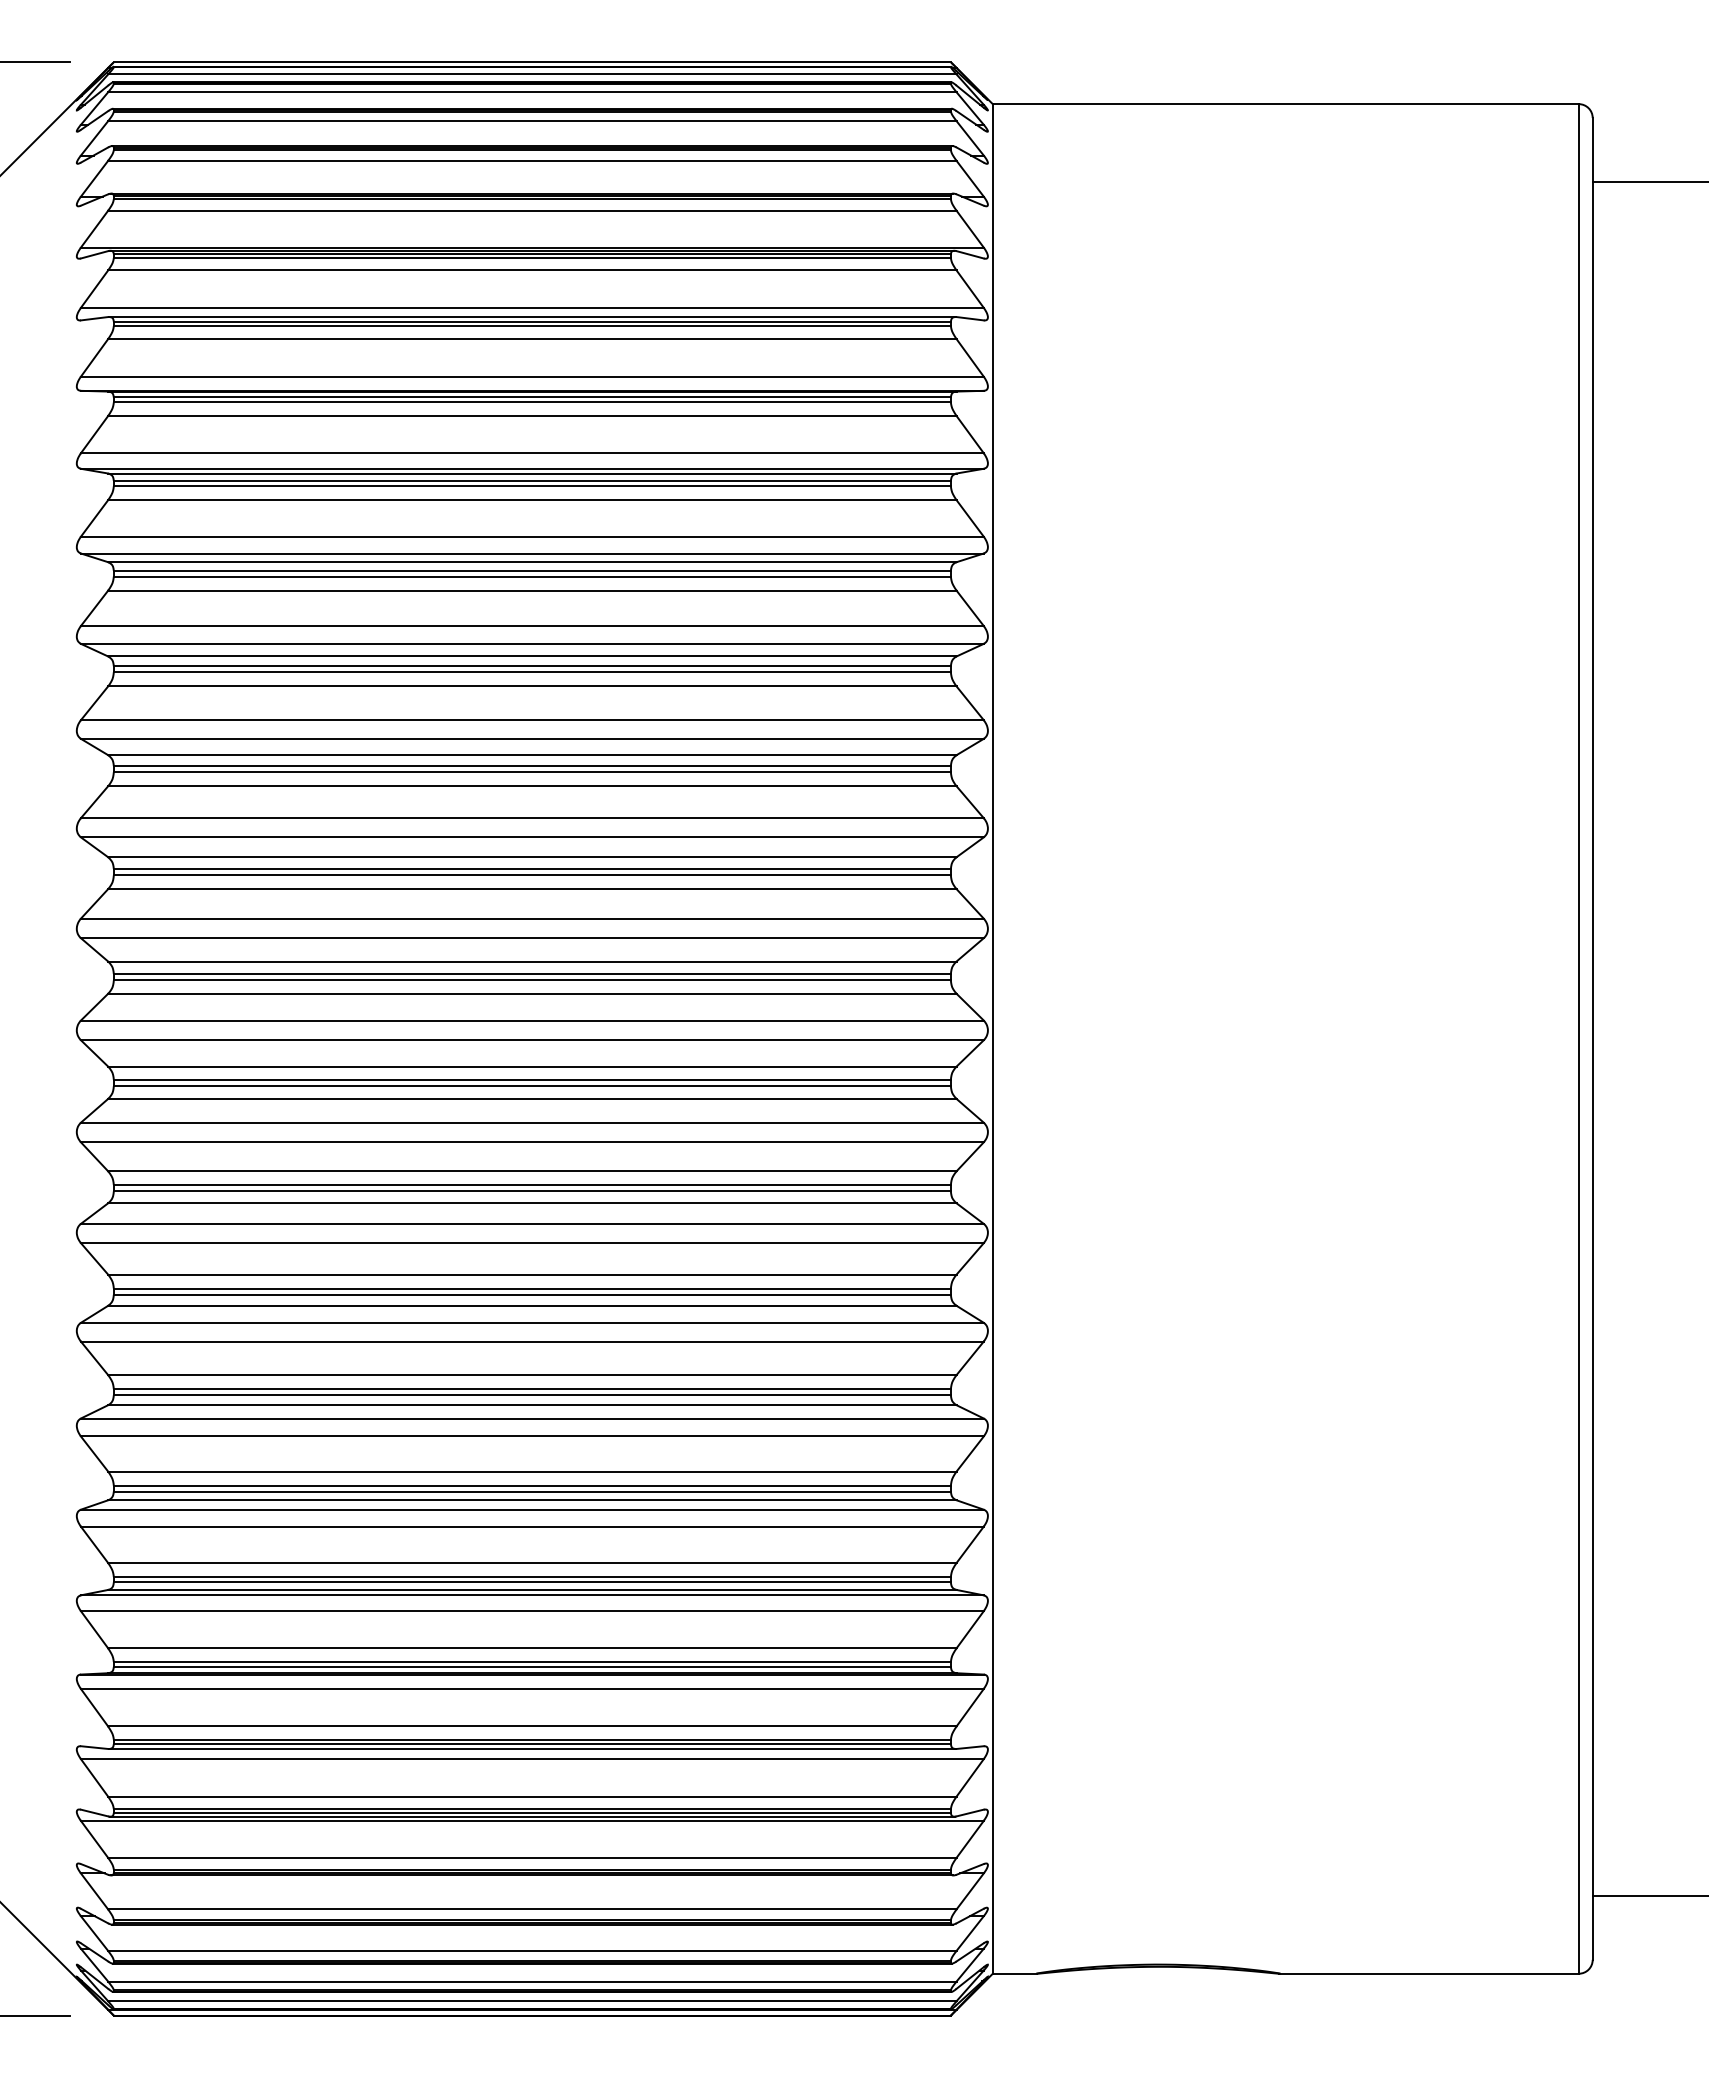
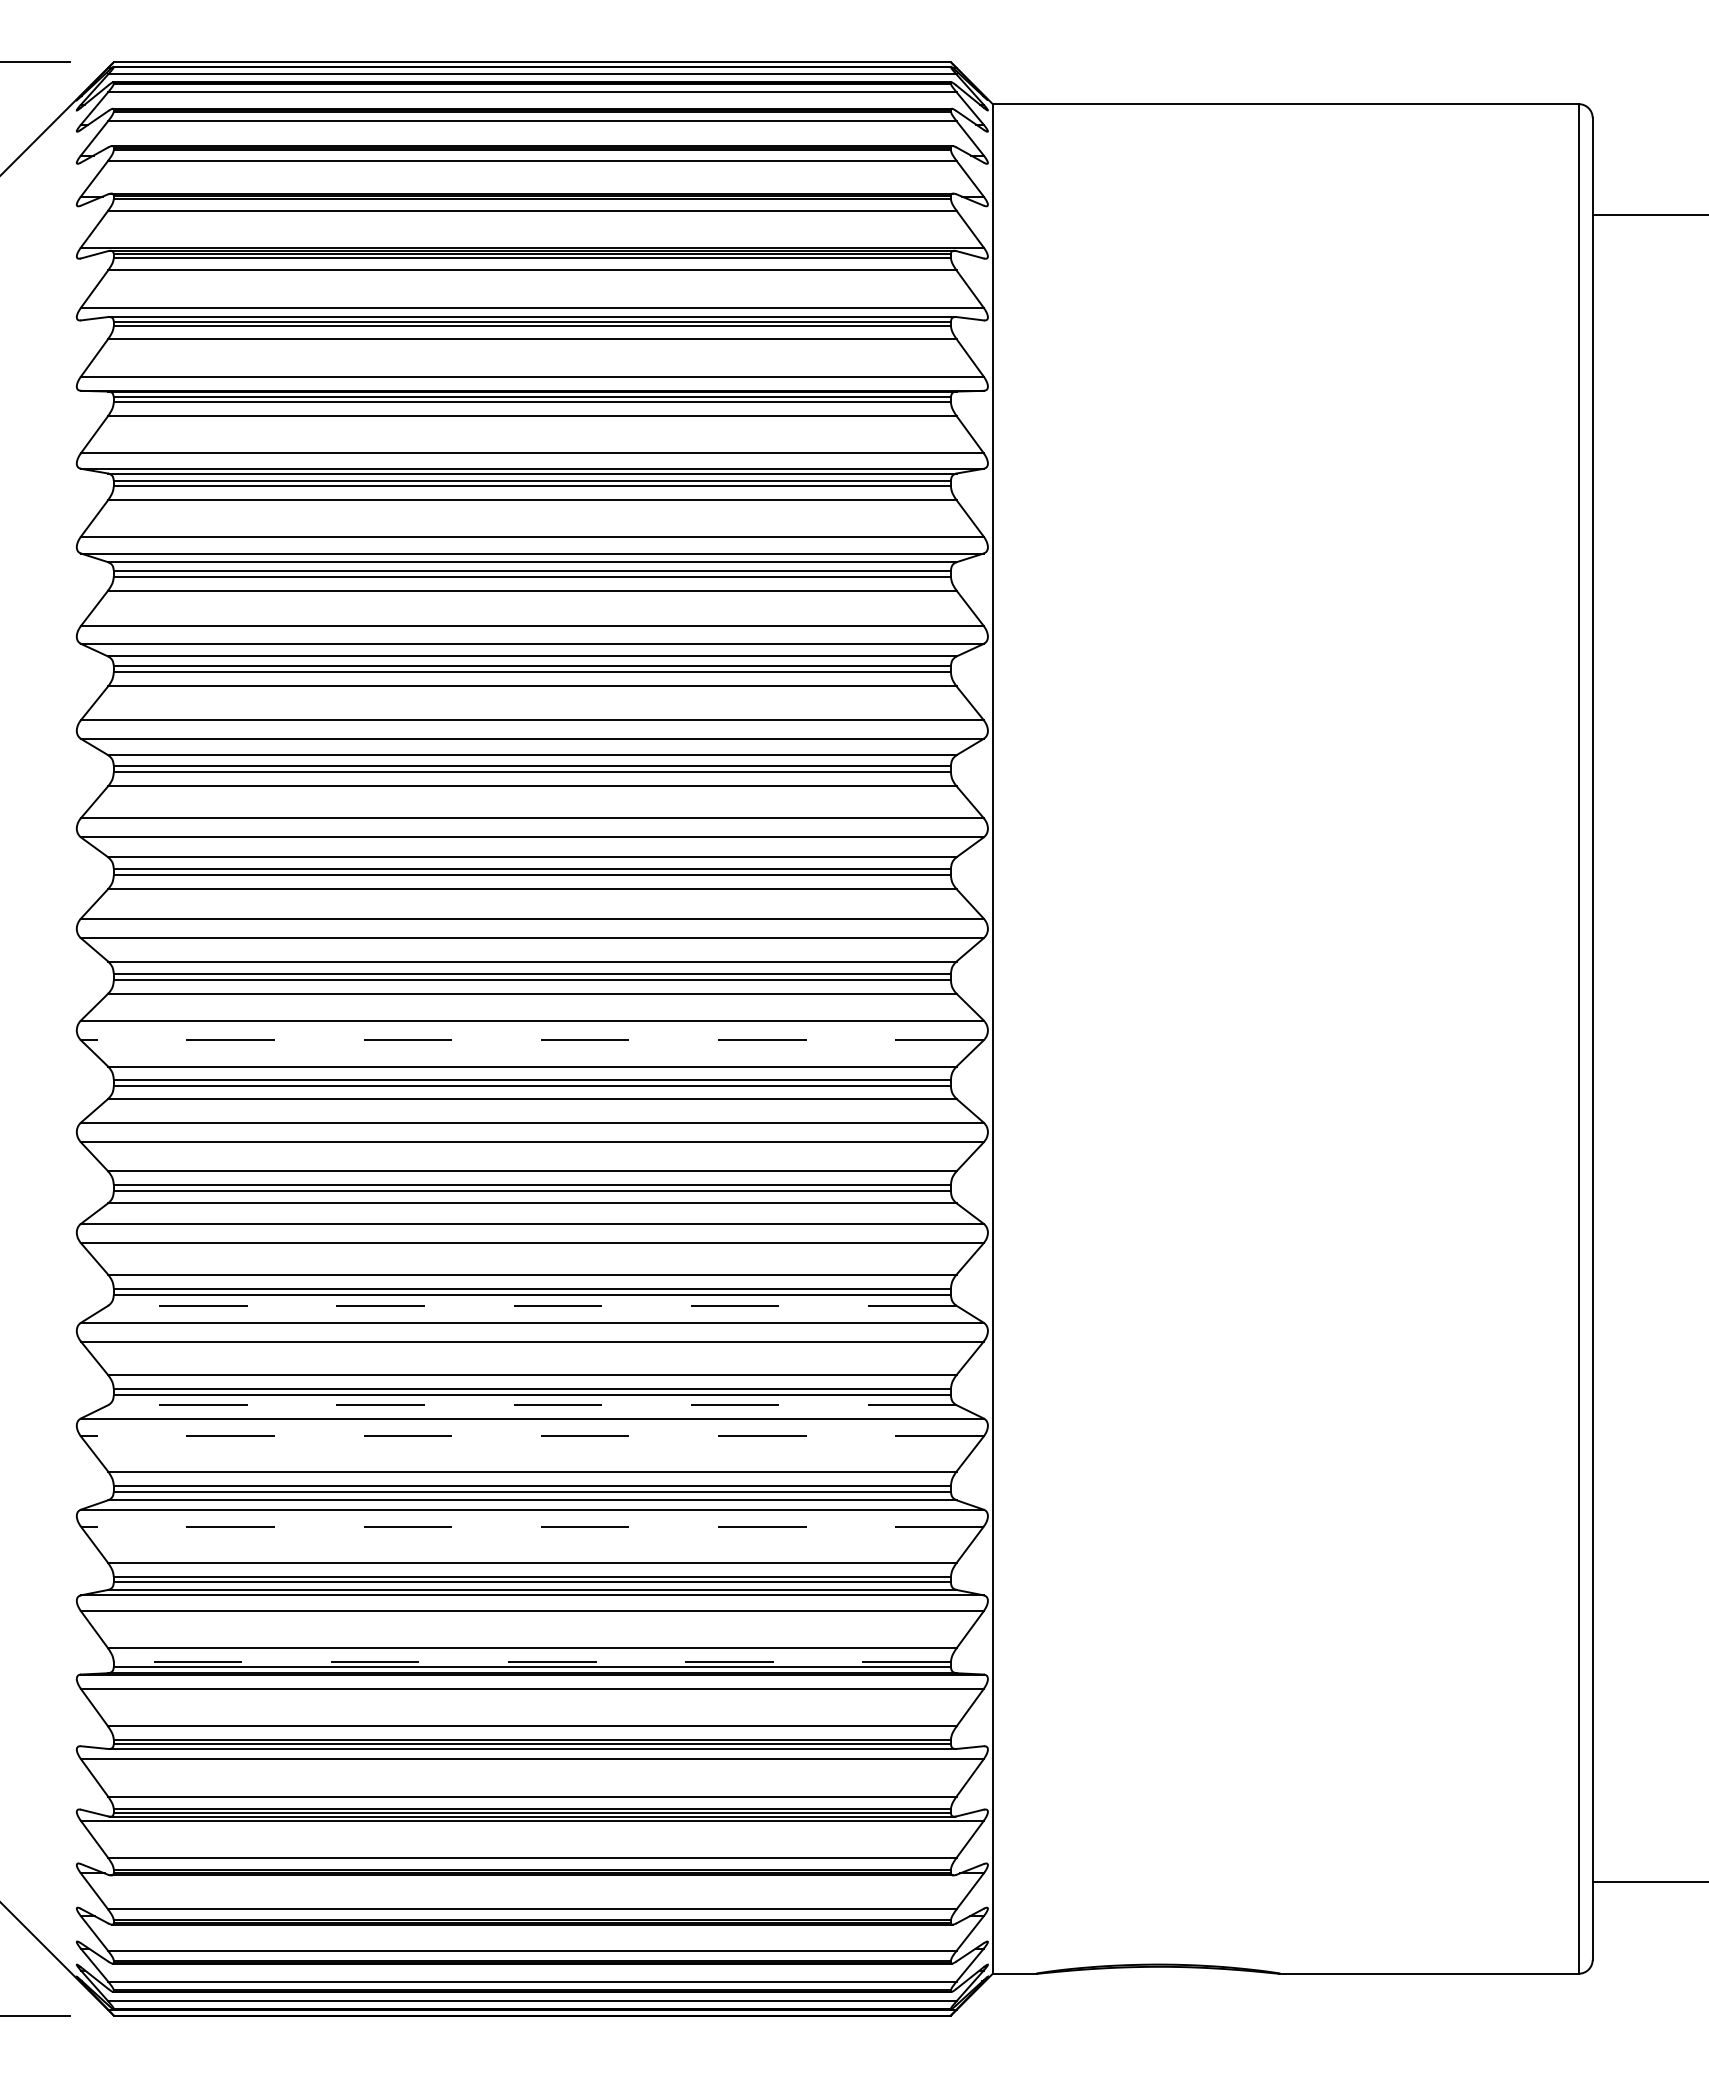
line position: (1648, 182) -> (1648, 215) (1648, 215)
line: solid -> dashed (531, 1040)
line: solid -> dashed (531, 1305)
line: solid -> dashed (531, 1405)
line: solid -> dashed (531, 1436)
line: solid -> dashed (531, 1526)
line: solid -> dashed (532, 1661)
line position: (1648, 1895) -> (1648, 1881) (1648, 1881)
